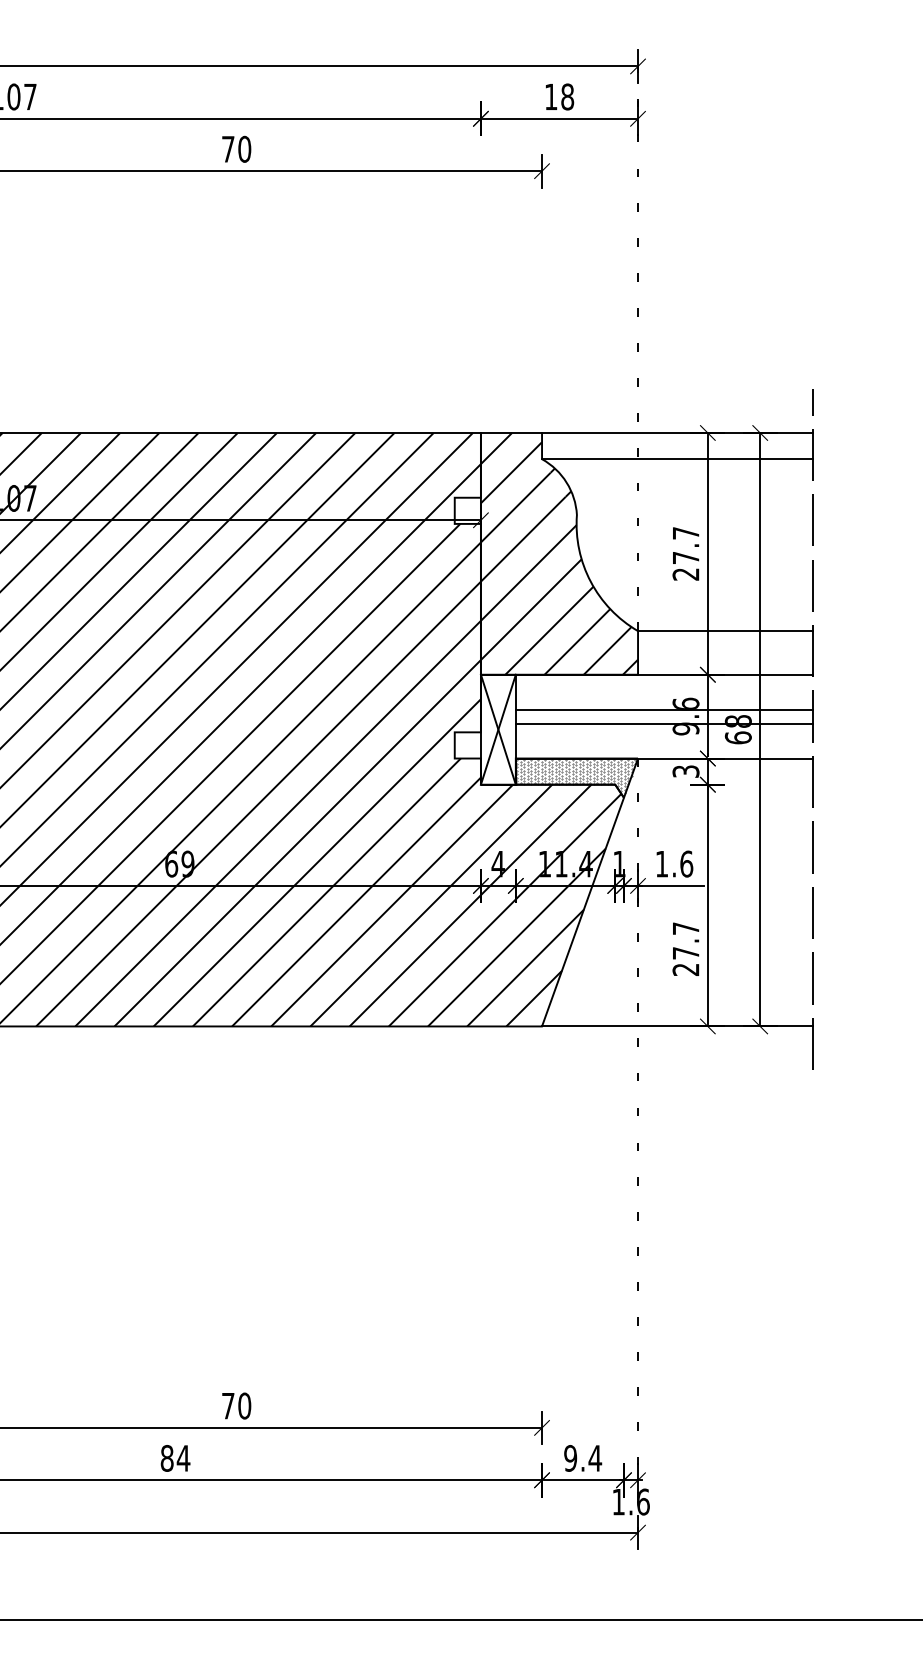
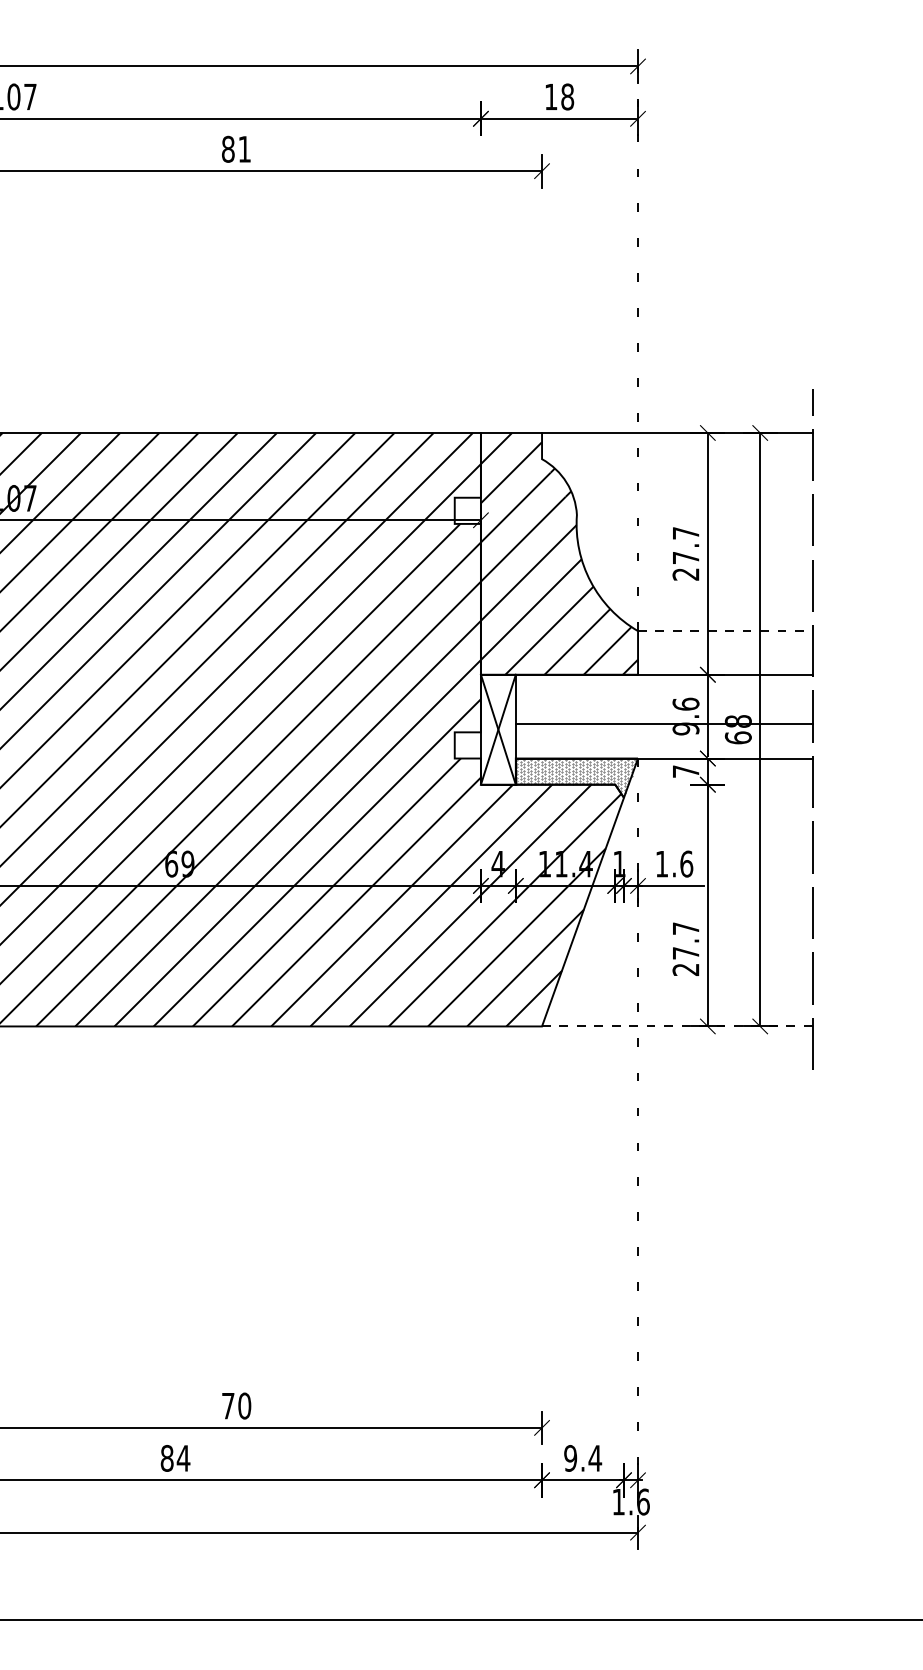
text: 70 -> 81 (236, 148)
line: present -> none (677, 459)
line: solid -> dashed (725, 631)
line: present -> none (663, 709)
text: 3 -> 7 (685, 771)
line: solid -> dashed (677, 1026)
